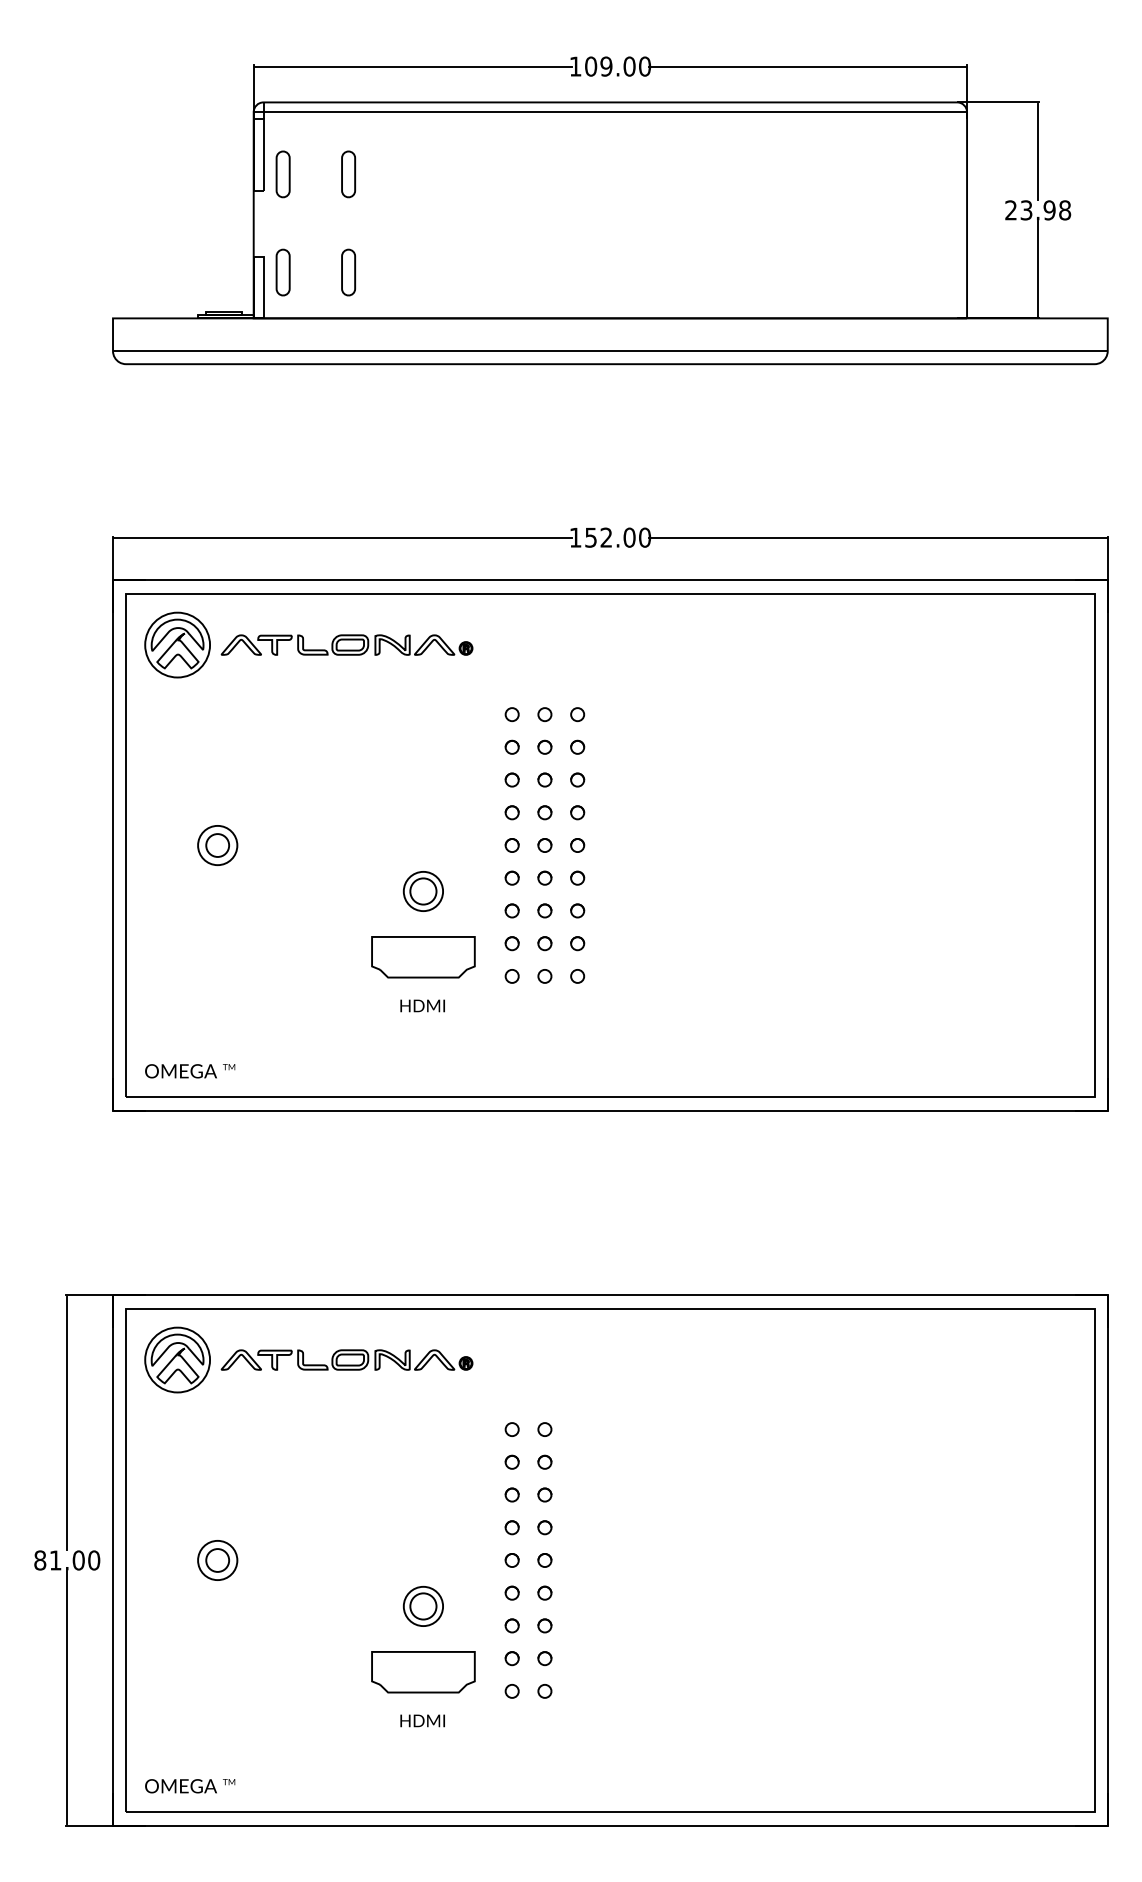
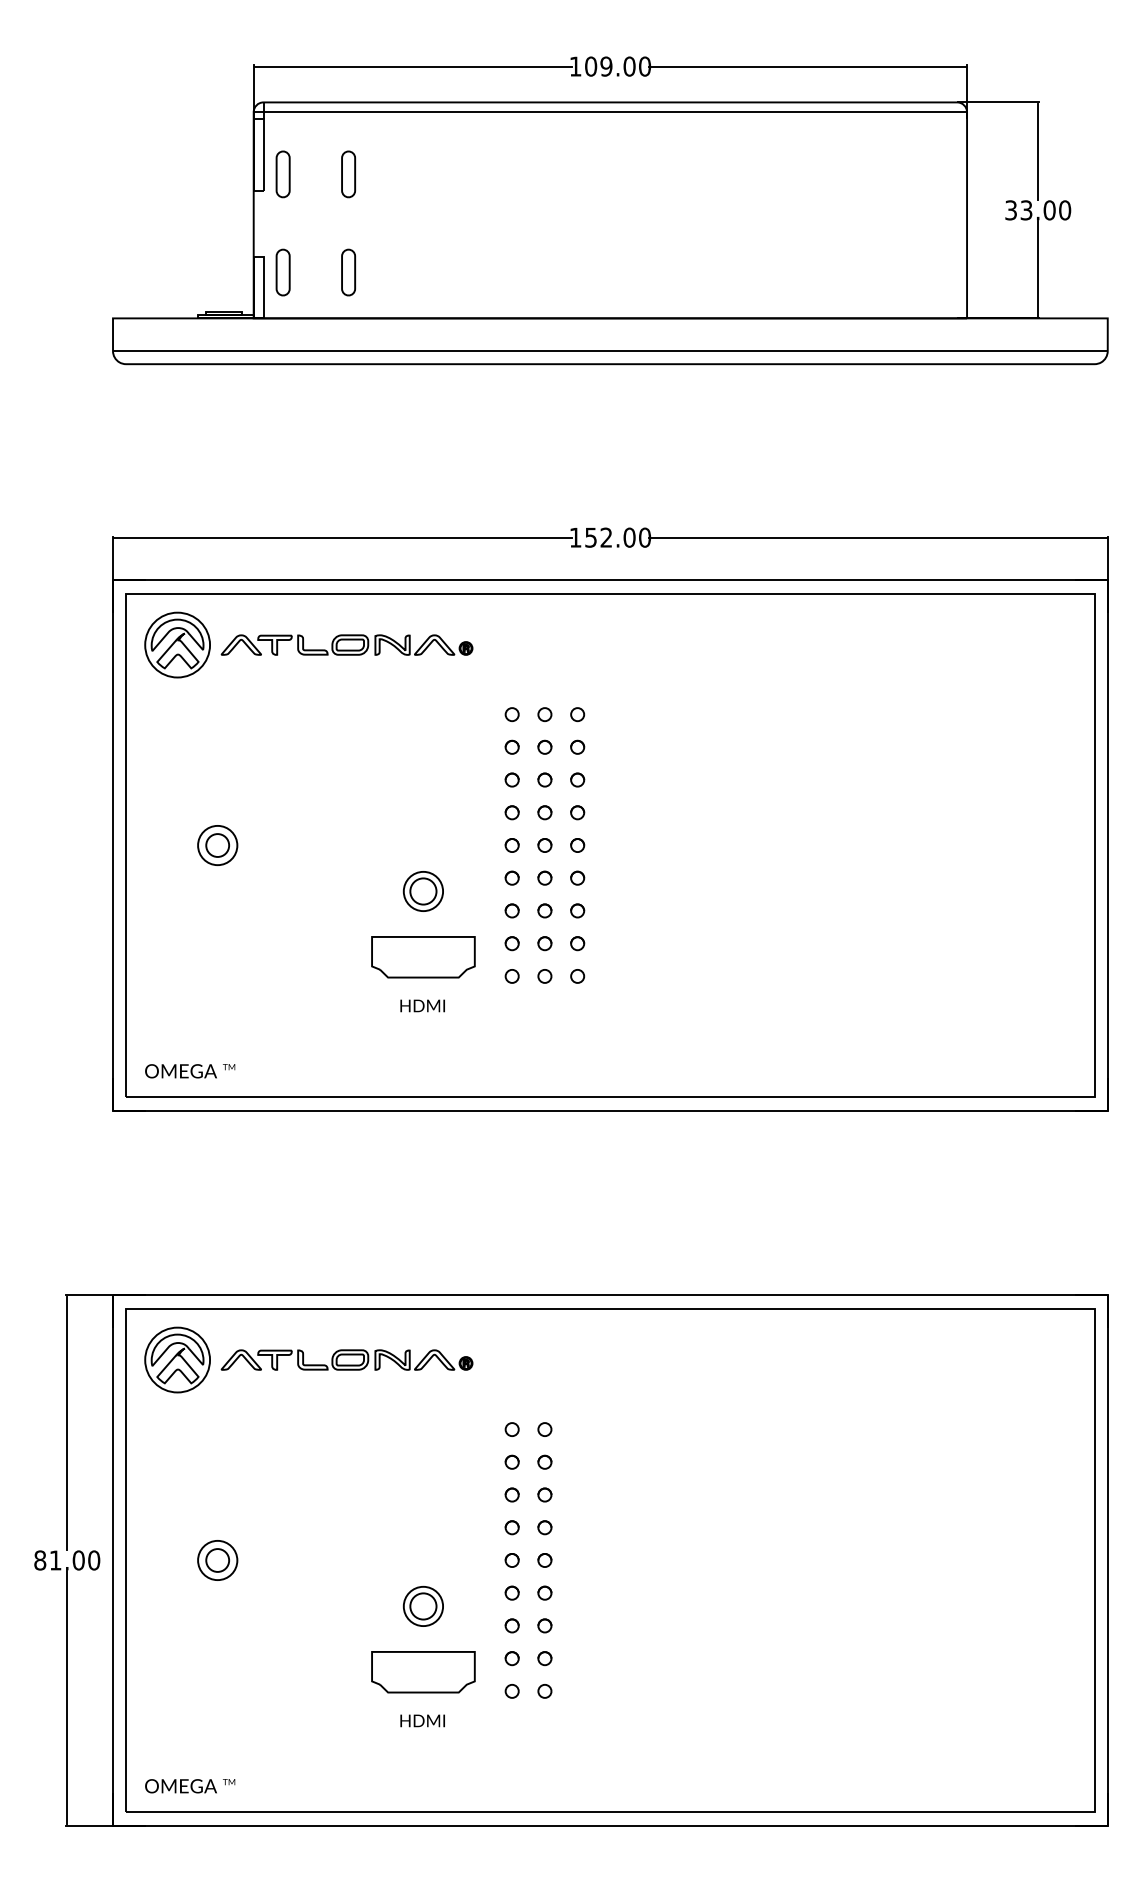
text: 23.98 -> 33.00 (1038, 210)
